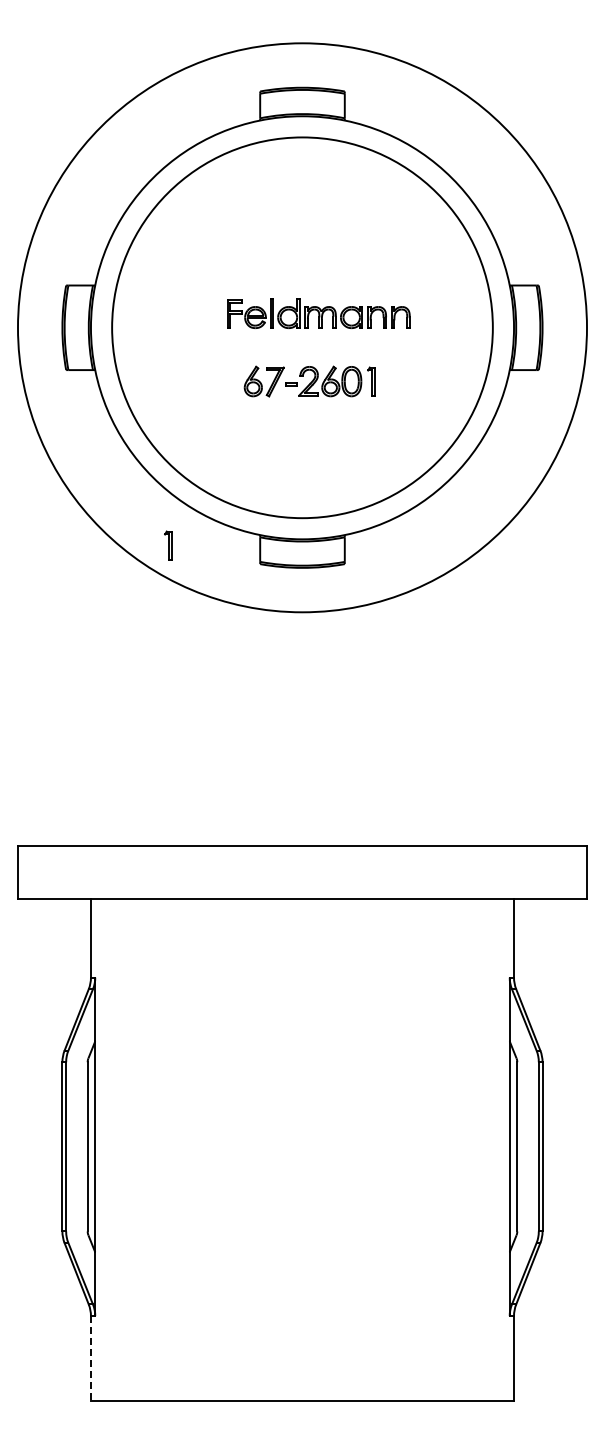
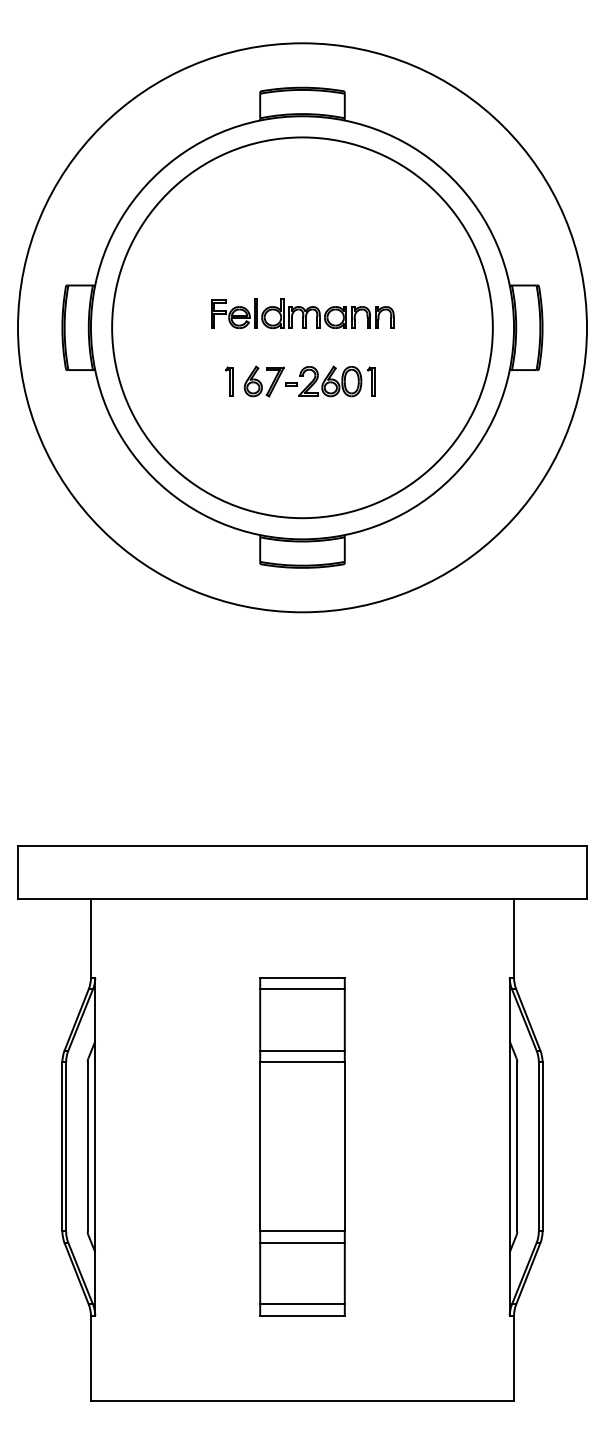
part position: (318, 313) -> (302, 313) (302, 313)
part position: (168, 545) -> (229, 381) (229, 381)
part: none -> present (302, 1146)
line: dashed -> solid (90, 1358)
